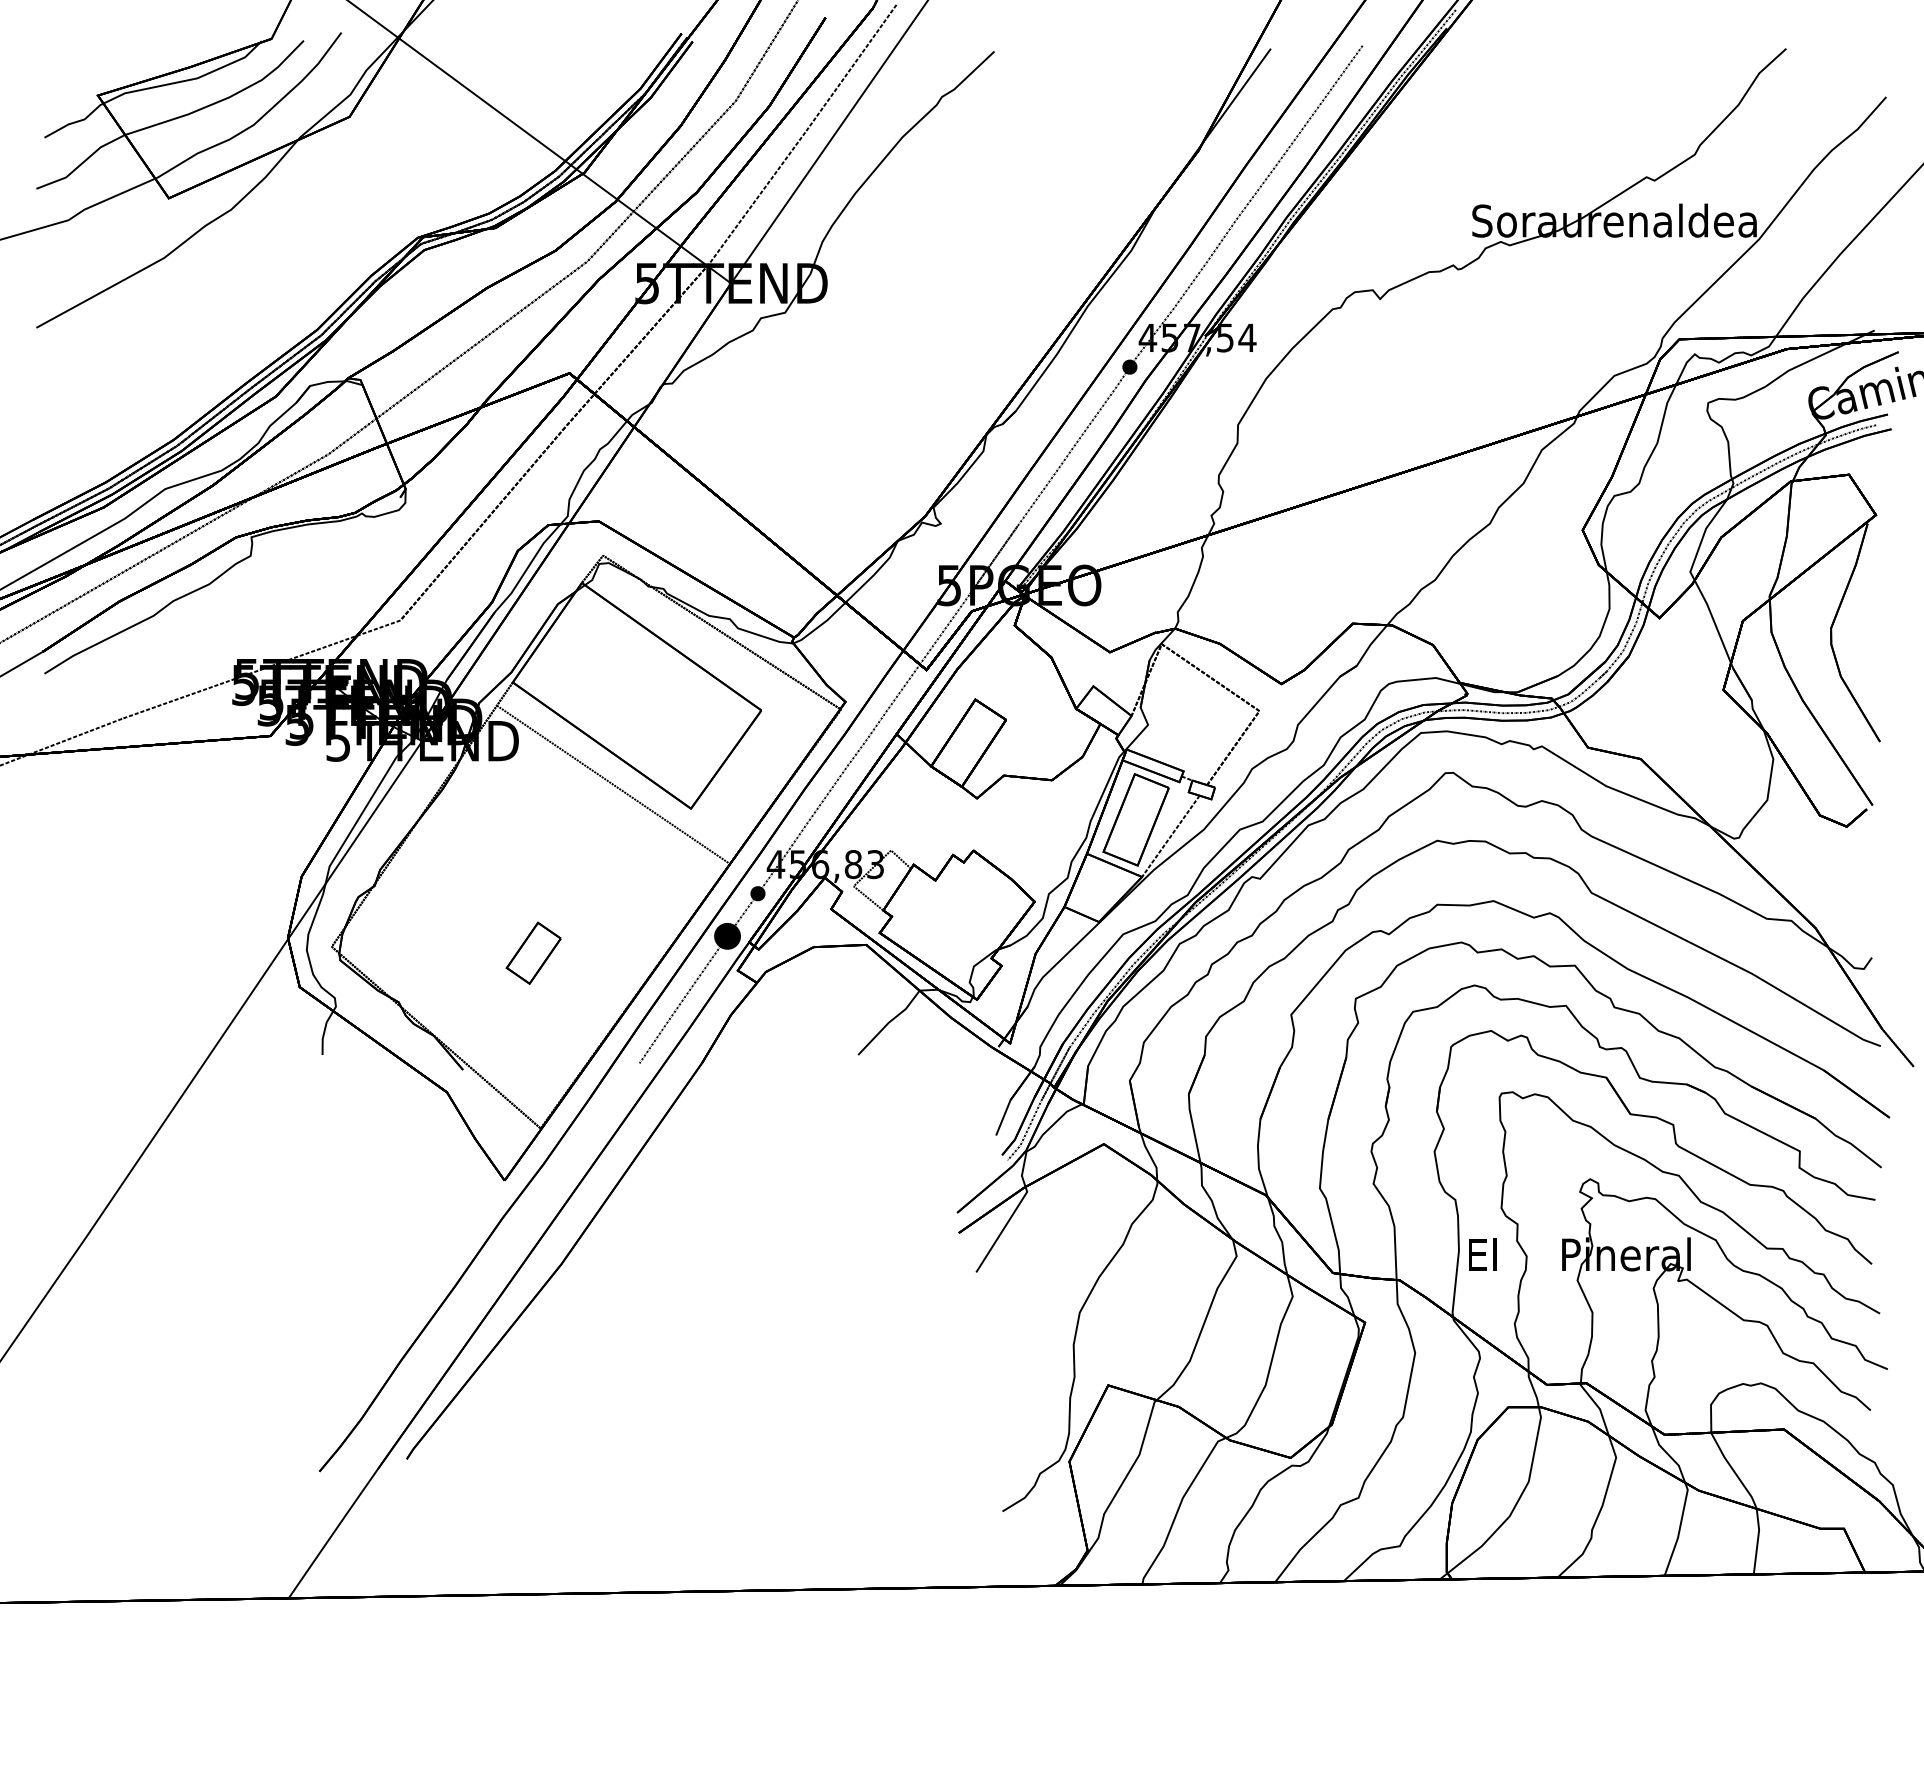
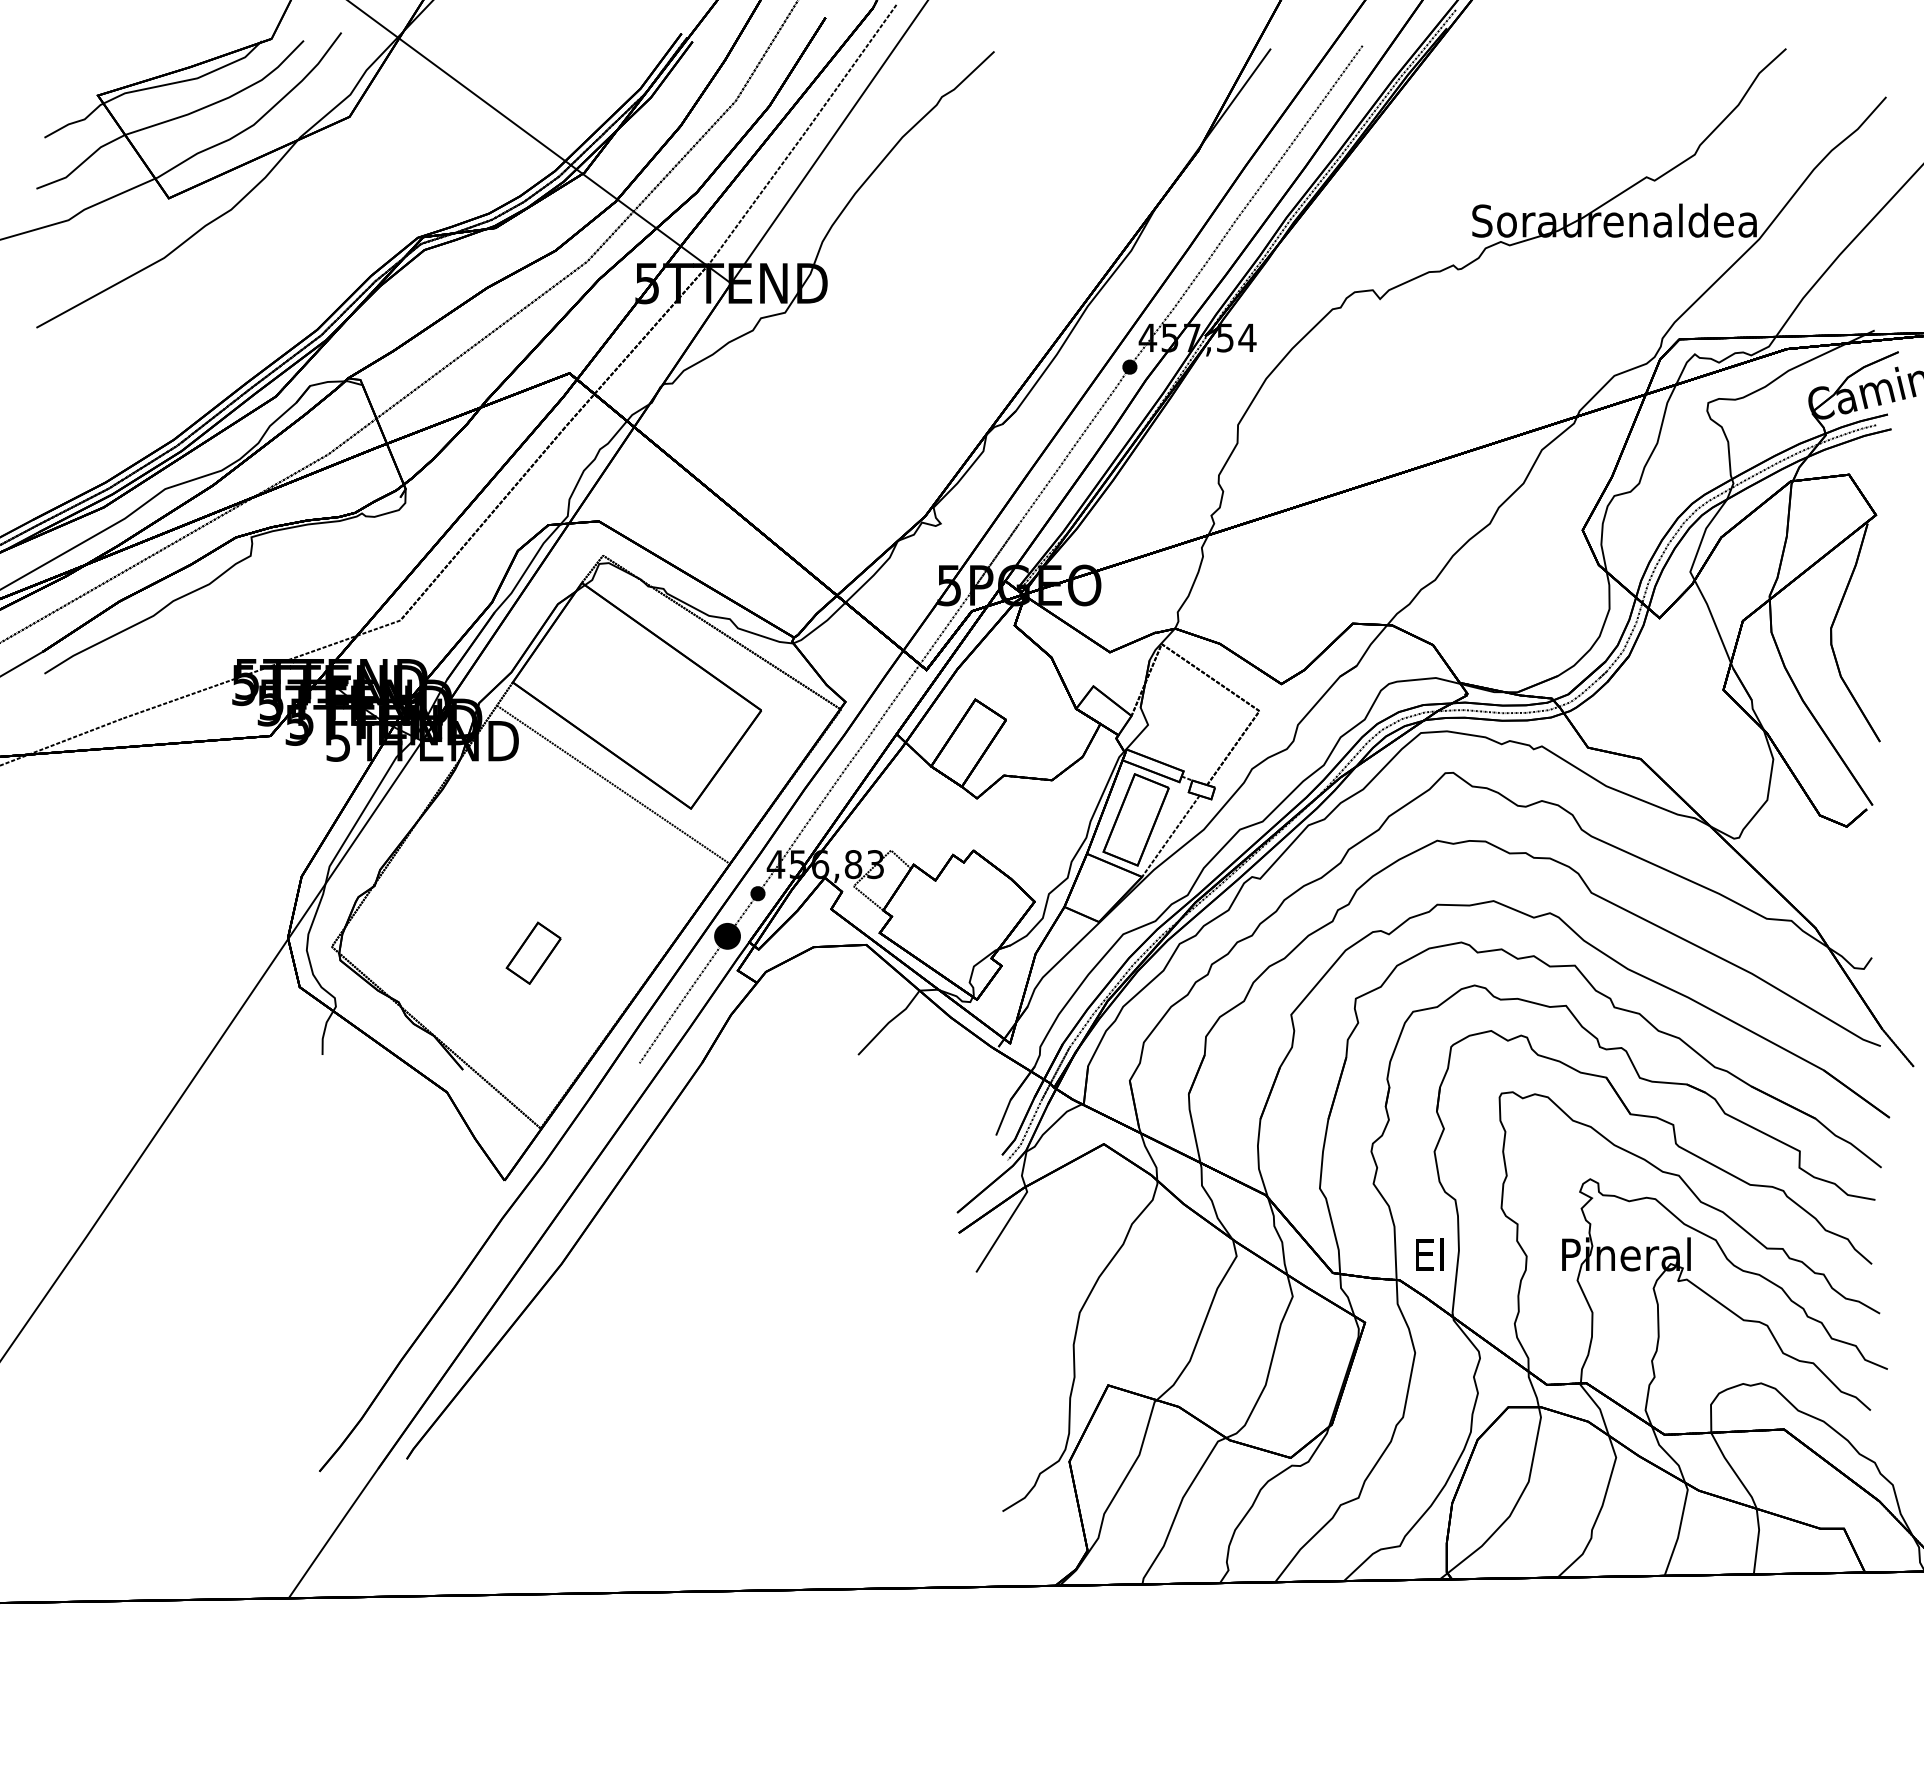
text position: (1482, 1254) -> (1429, 1254) (1429, 1254)
